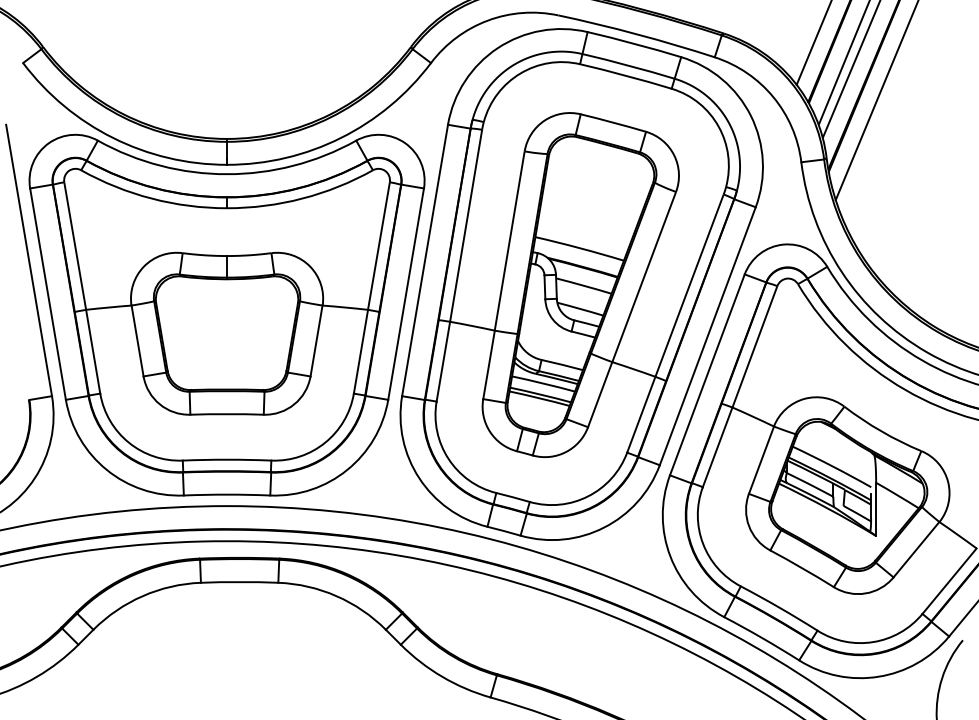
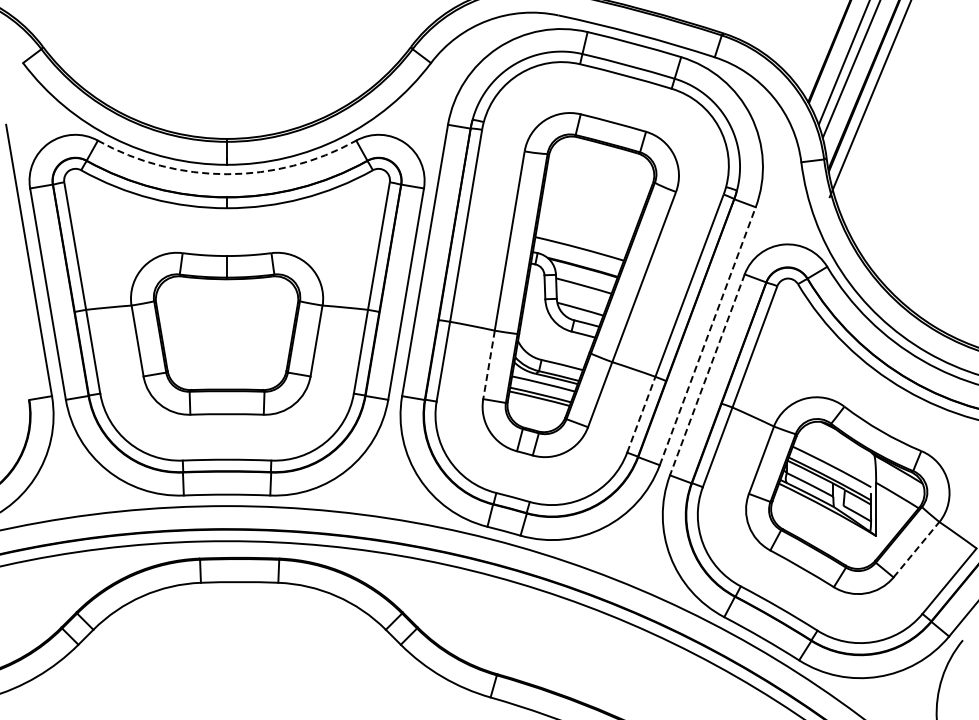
line: present -> none (813, 43)
line position: (876, 101) -> (869, 99) (869, 99)
arc: solid -> dashed (227, 174)
line: solid -> dashed (707, 336)
line: solid -> dashed (489, 364)
line: solid -> dashed (707, 375)
line: solid -> dashed (641, 414)
line: solid -> dashed (916, 549)
